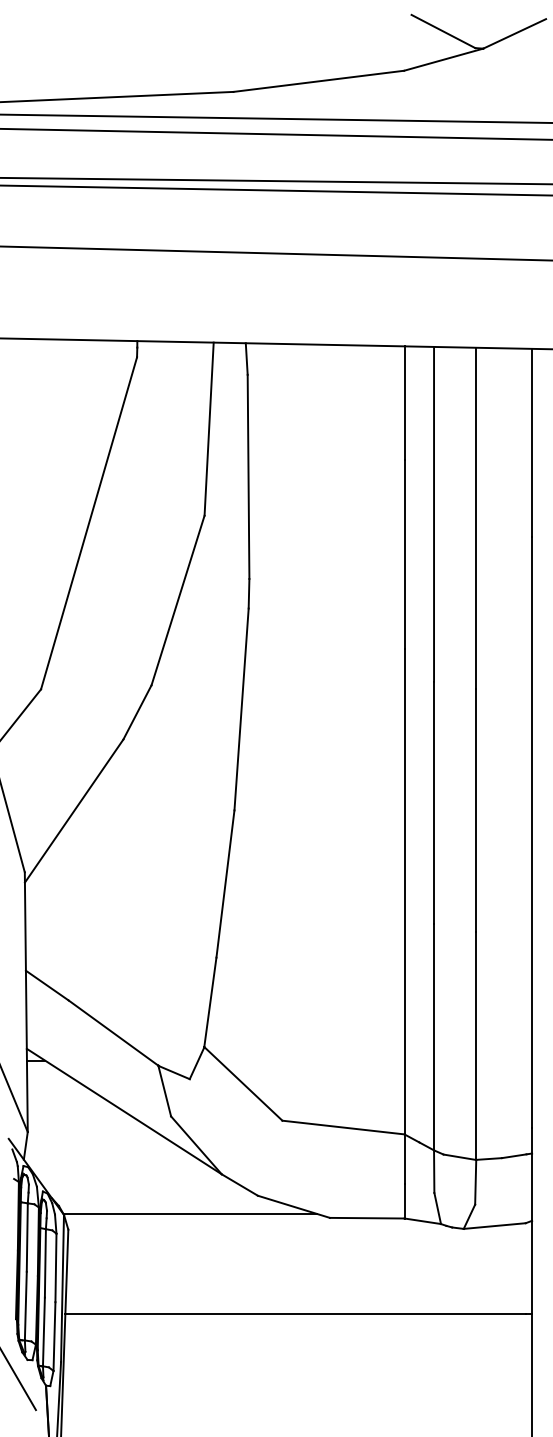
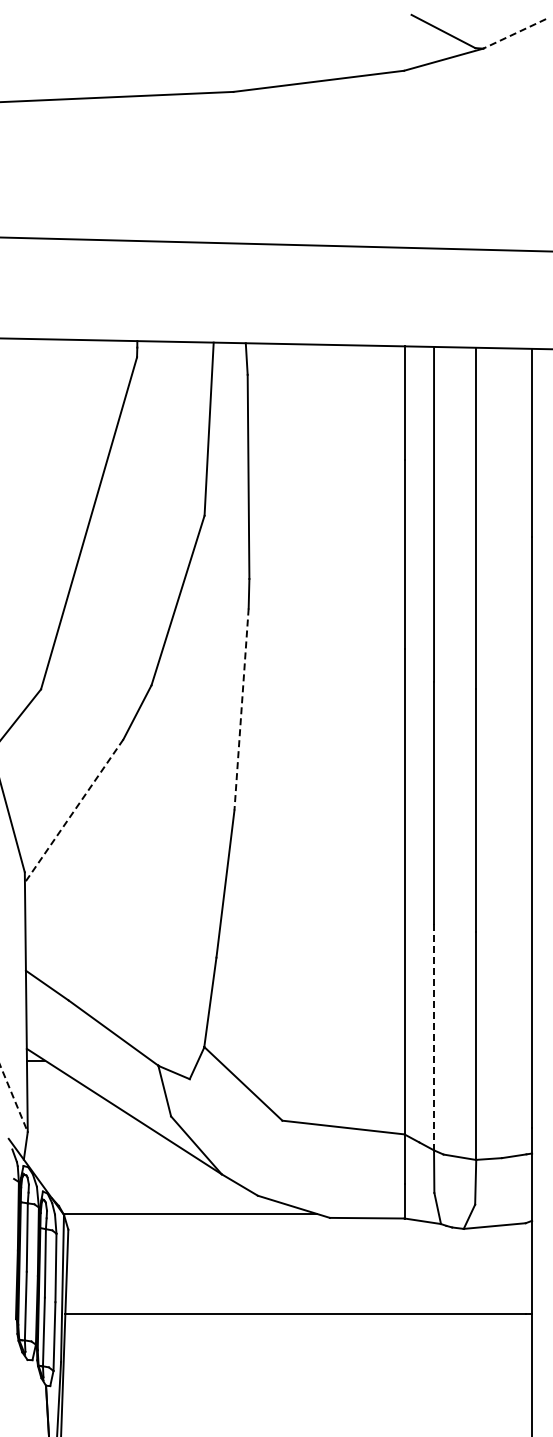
line: solid -> dashed (514, 33)
line: present -> none (275, 118)
line: present -> none (275, 133)
line: present -> none (275, 180)
line: present -> none (275, 190)
line position: (275, 253) -> (275, 244) (275, 244)
line: solid -> dashed (241, 709)
line: solid -> dashed (74, 811)
line: solid -> dashed (434, 1037)
line: solid -> dashed (14, 1098)
line: present -> none (18, 1380)
